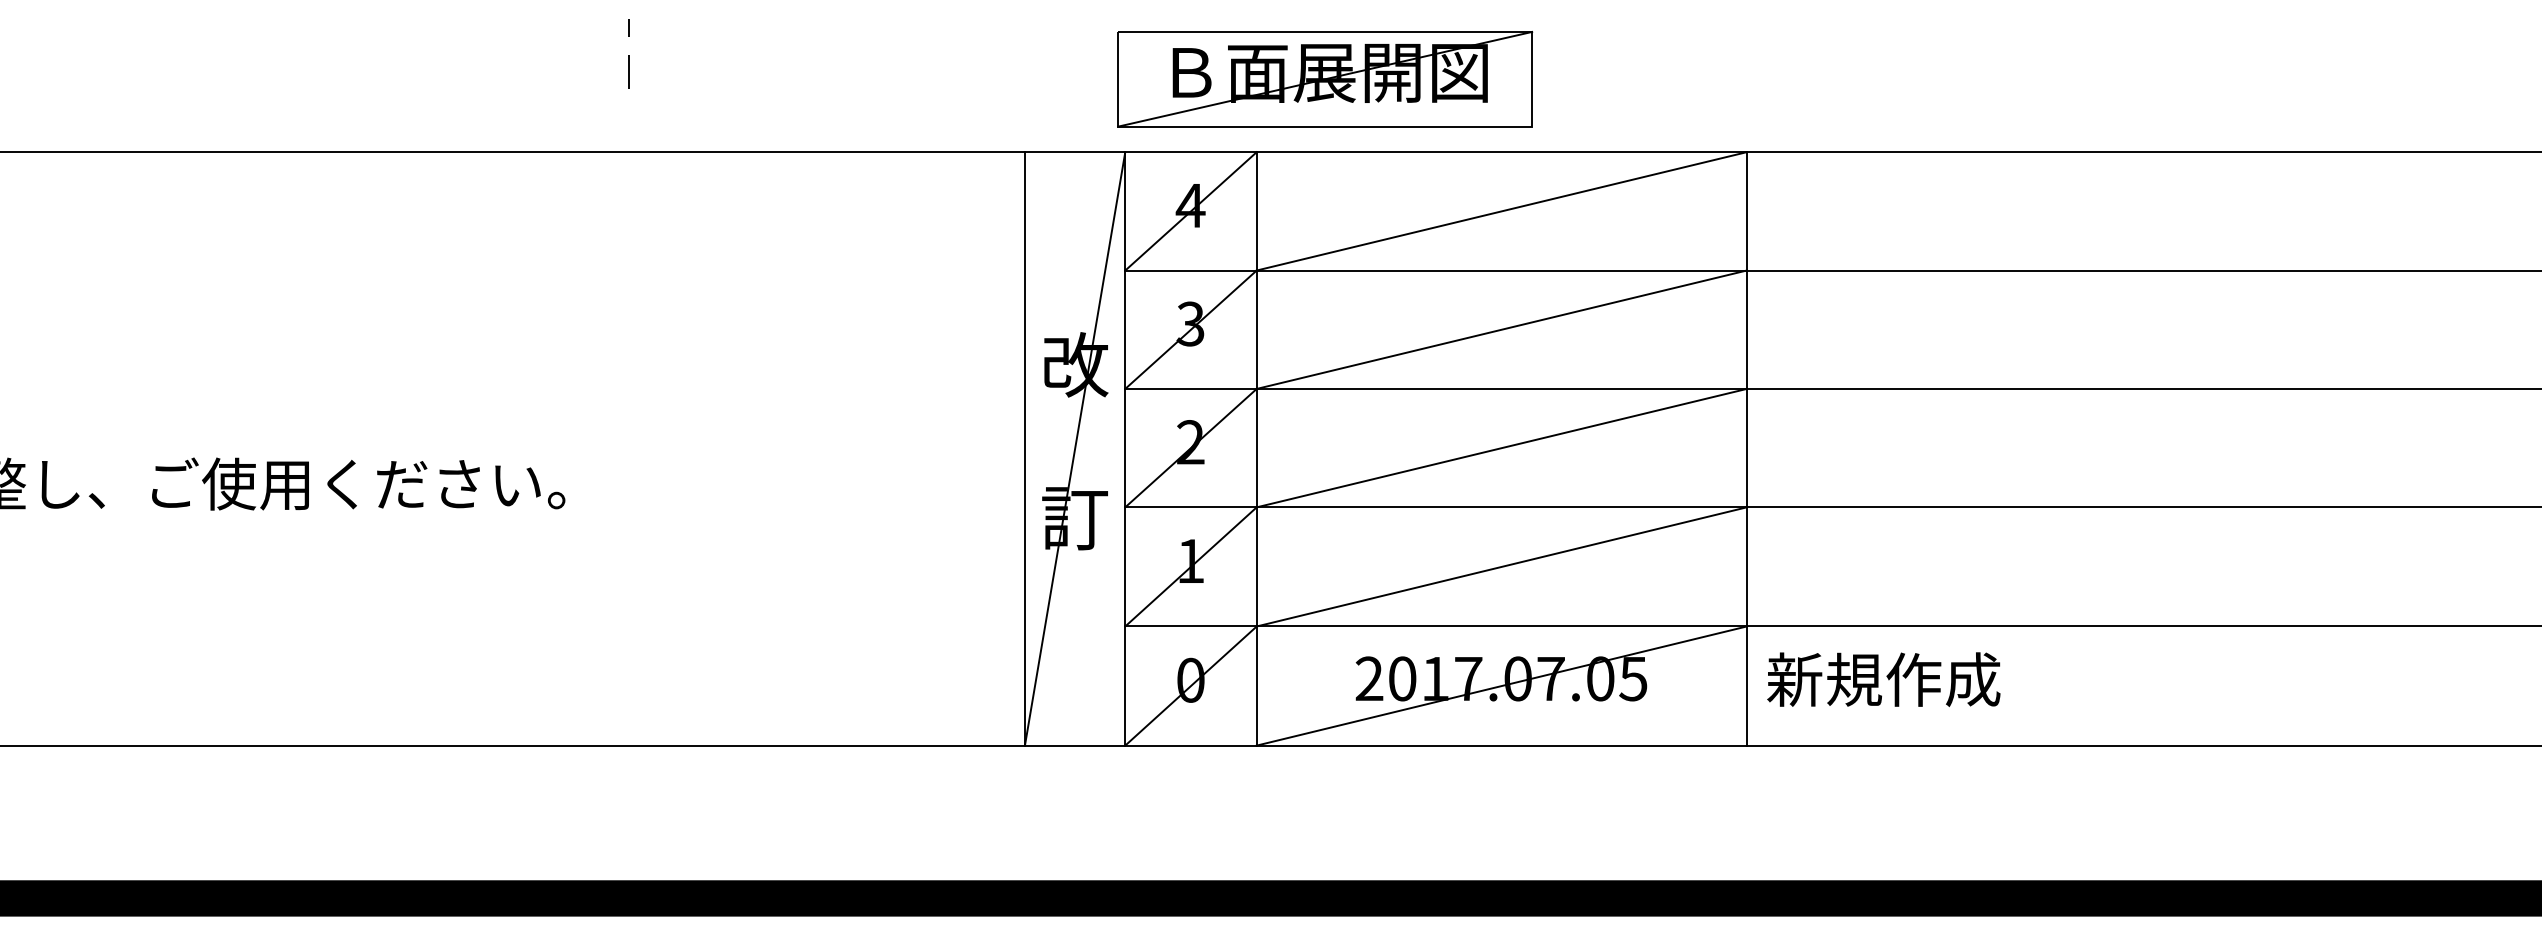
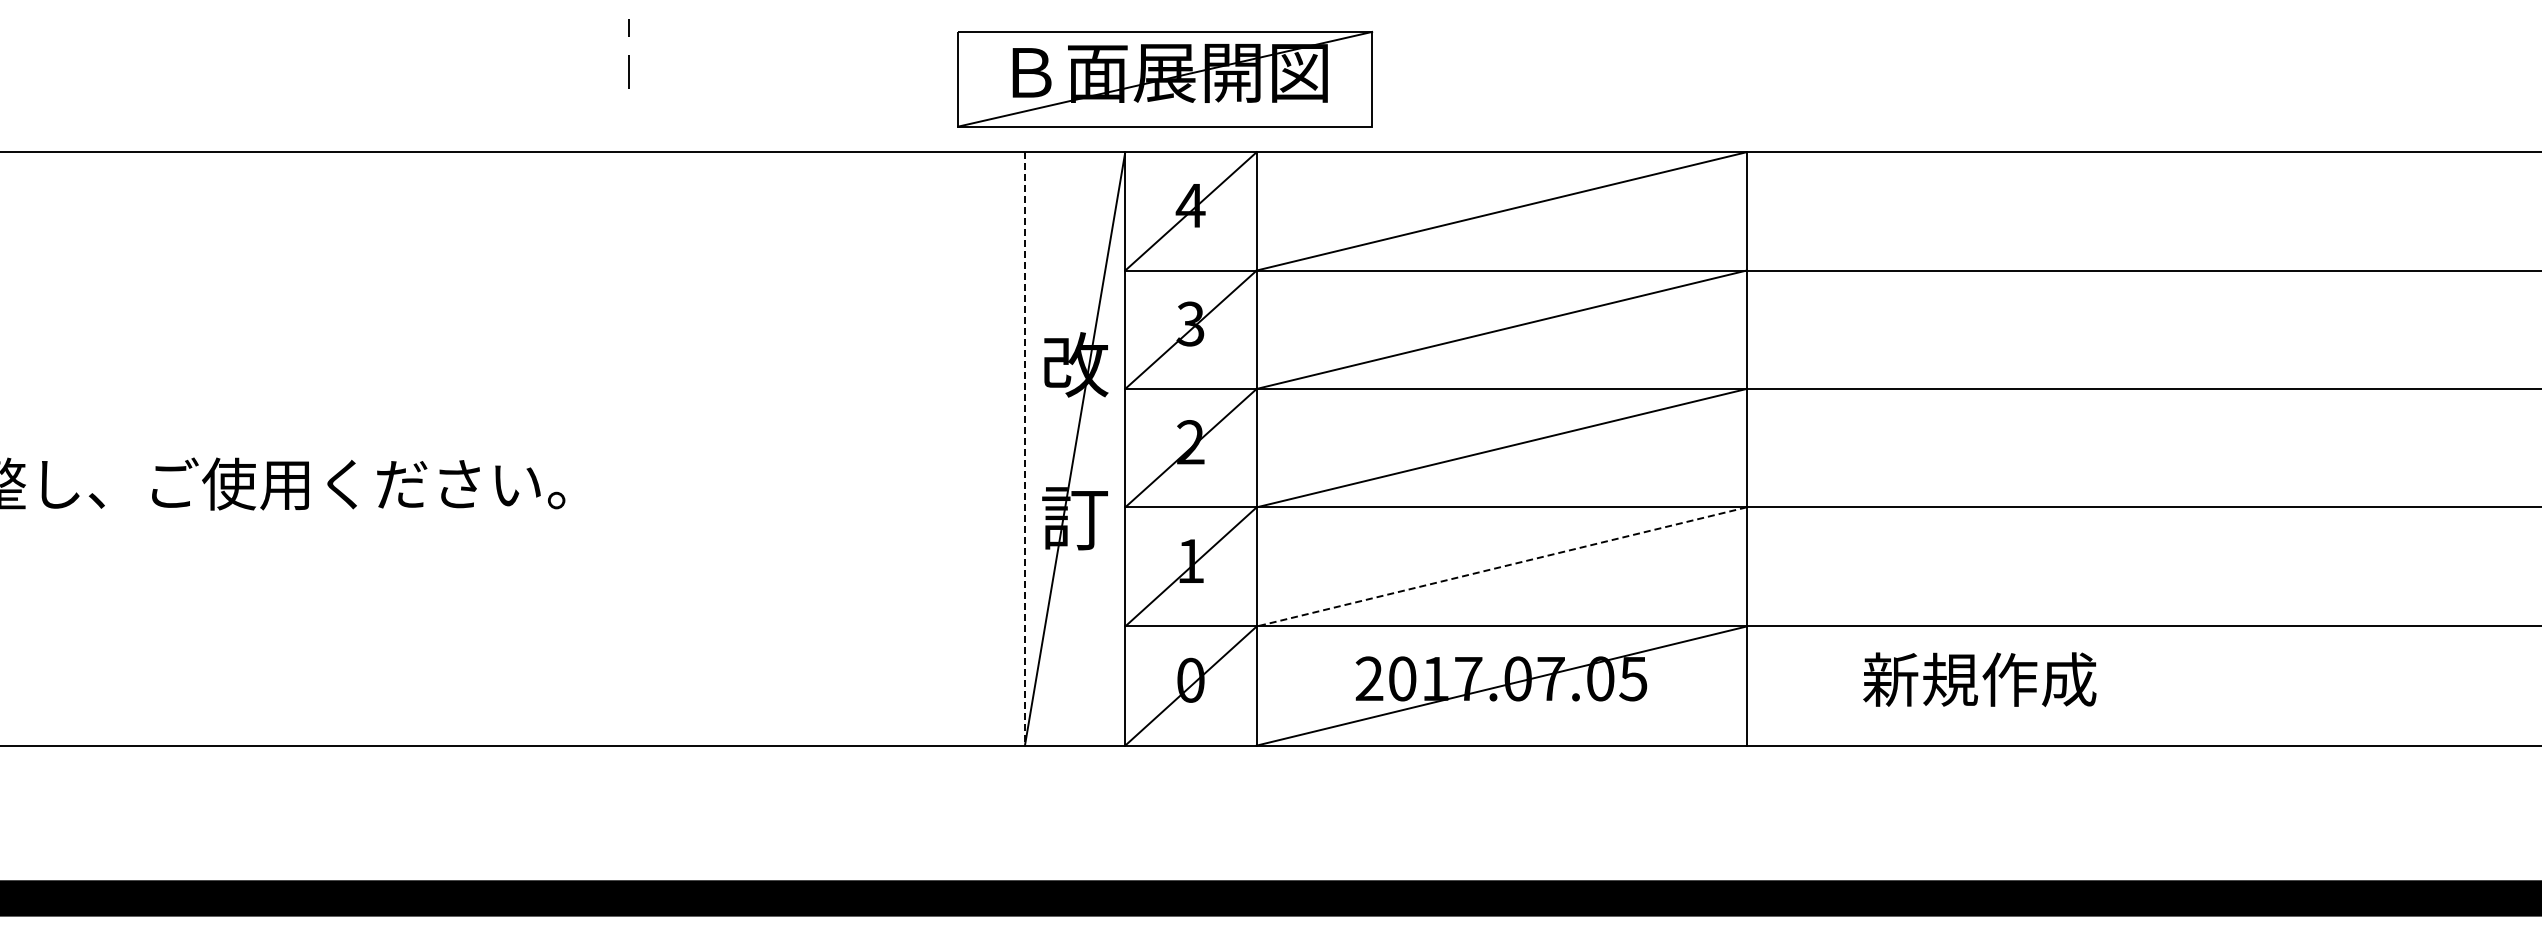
part position: (1325, 79) -> (1165, 79) (1165, 79)
line: solid -> dashed (1024, 448)
line: solid -> dashed (1501, 567)
text position: (1883, 679) -> (1979, 679) (1979, 679)
